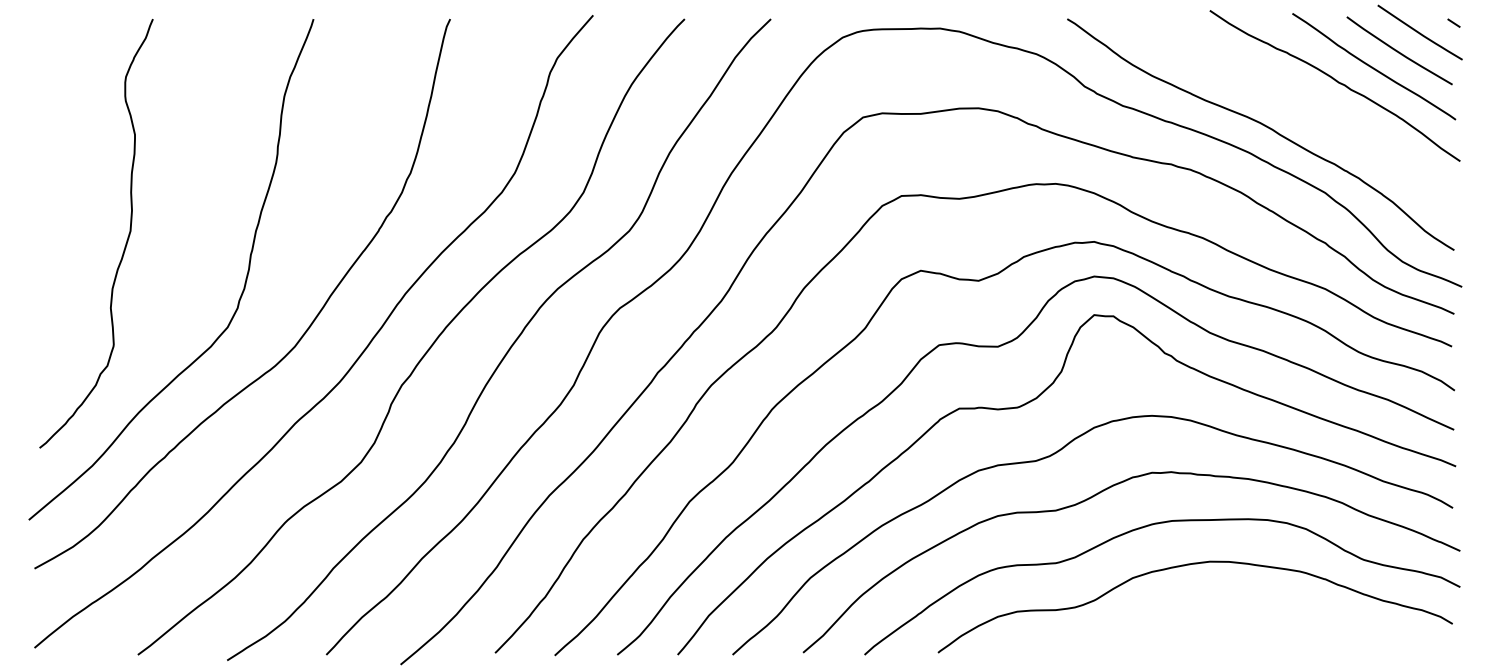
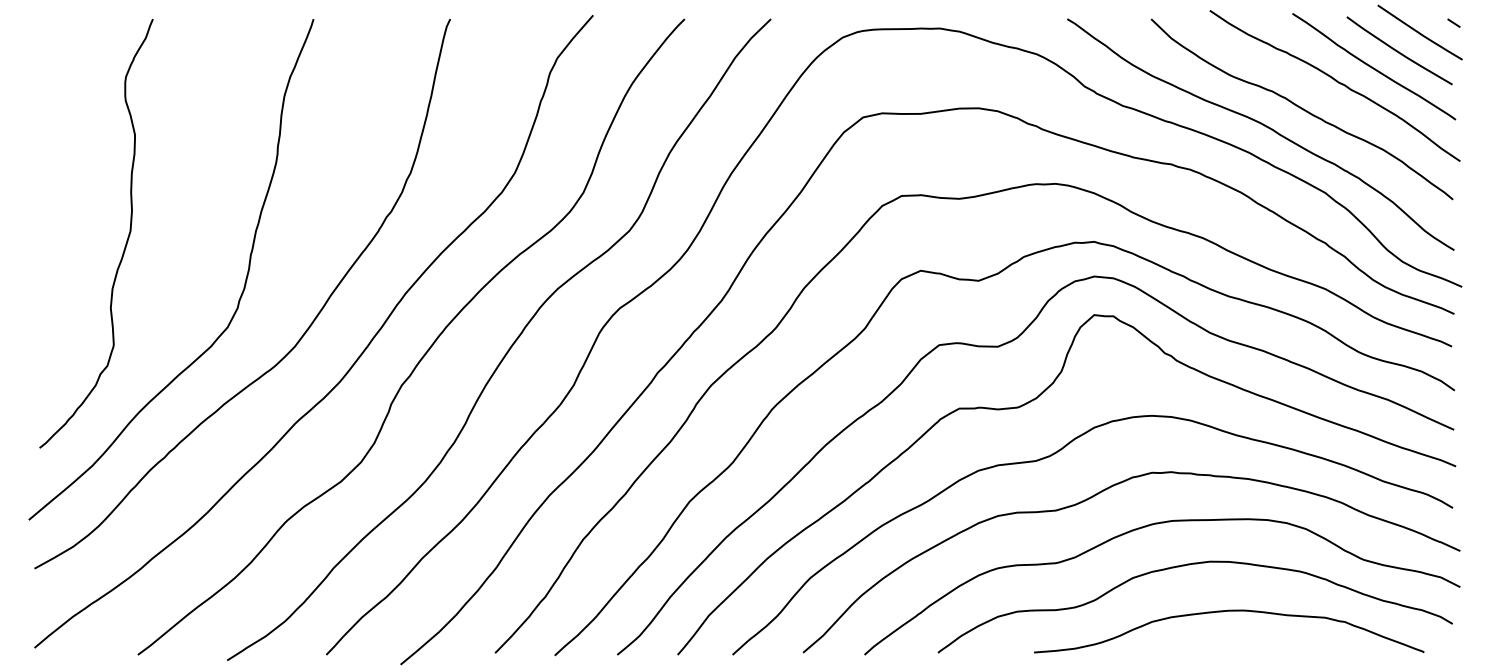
curve: none -> present (1301, 109)
curve: none -> present (1229, 611)
